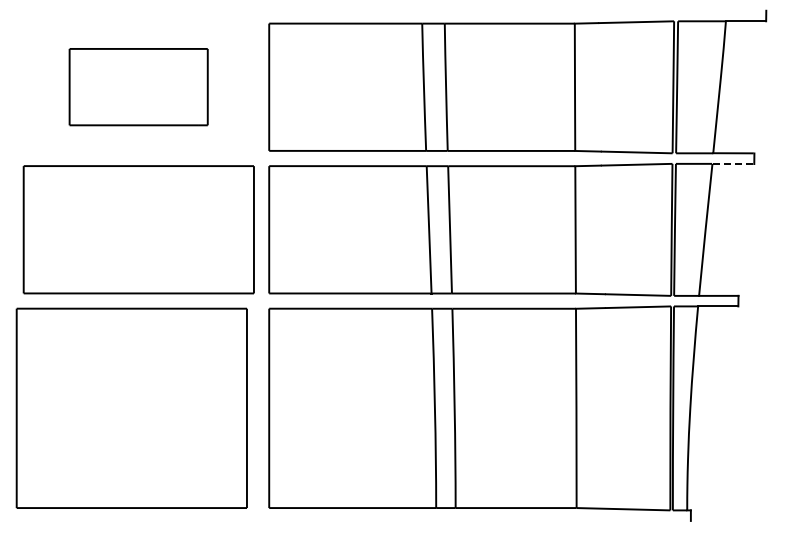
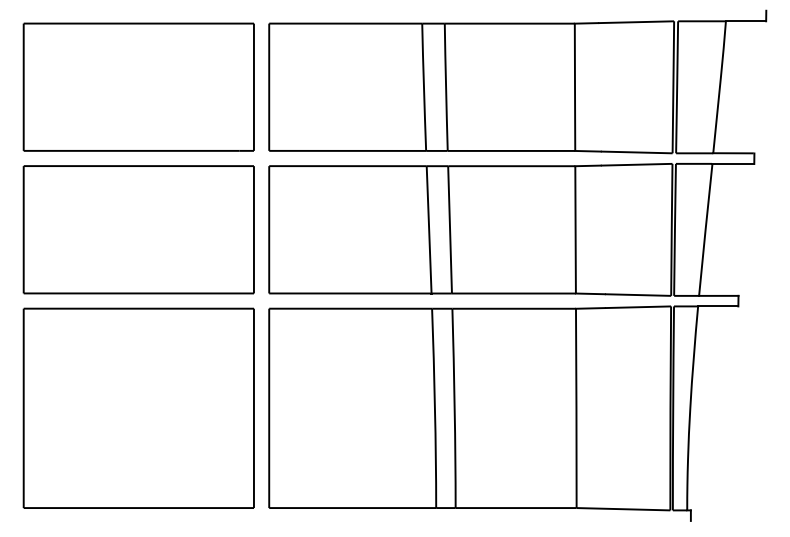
part size: 141x79 px -> 233x130 px (138, 86)
line: dashed -> solid (731, 163)
part position: (131, 407) -> (138, 407) (138, 407)
